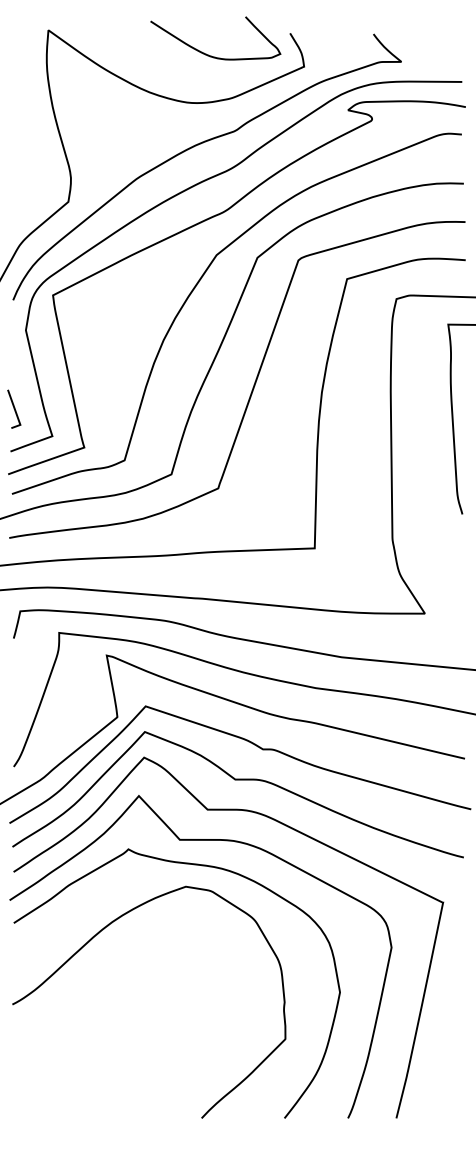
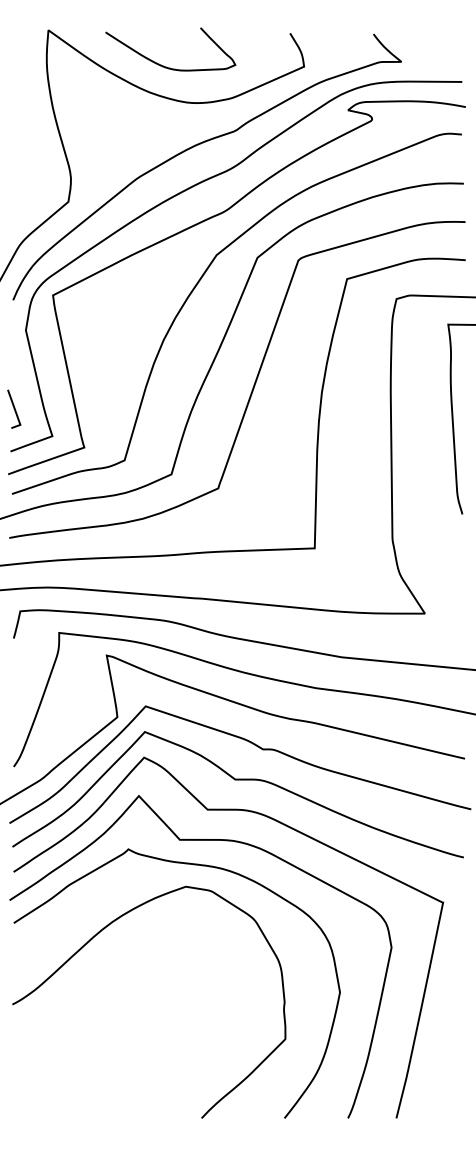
curve position: (208, 54) -> (163, 65) (163, 65)
